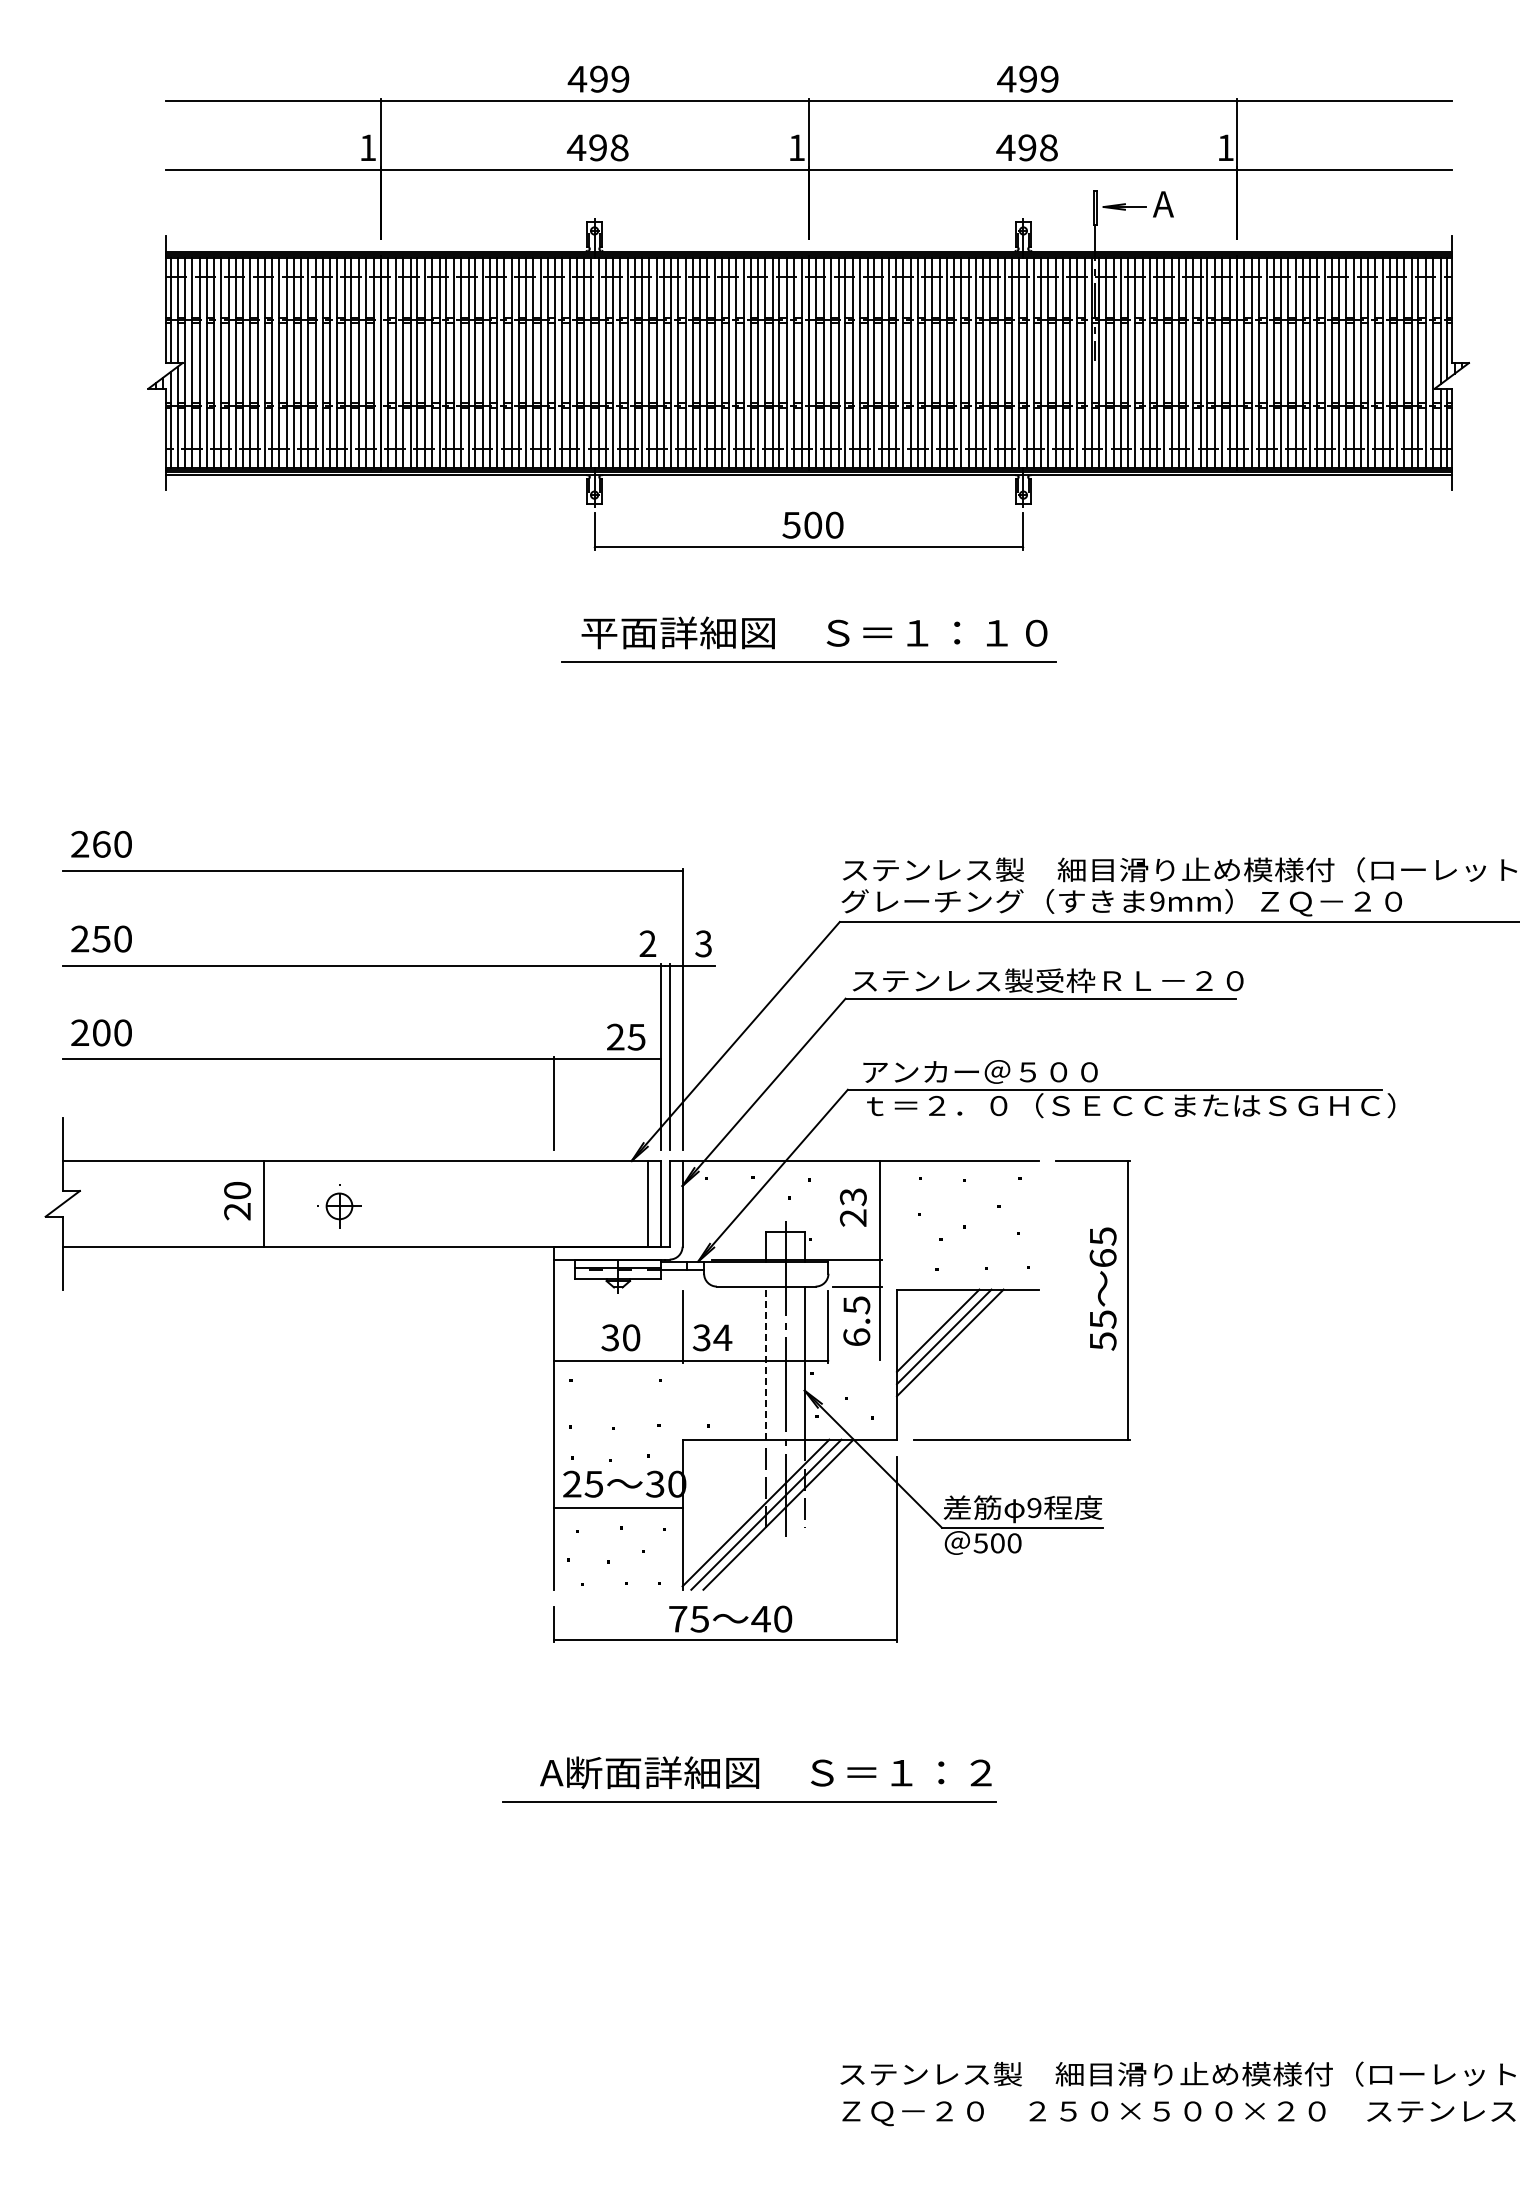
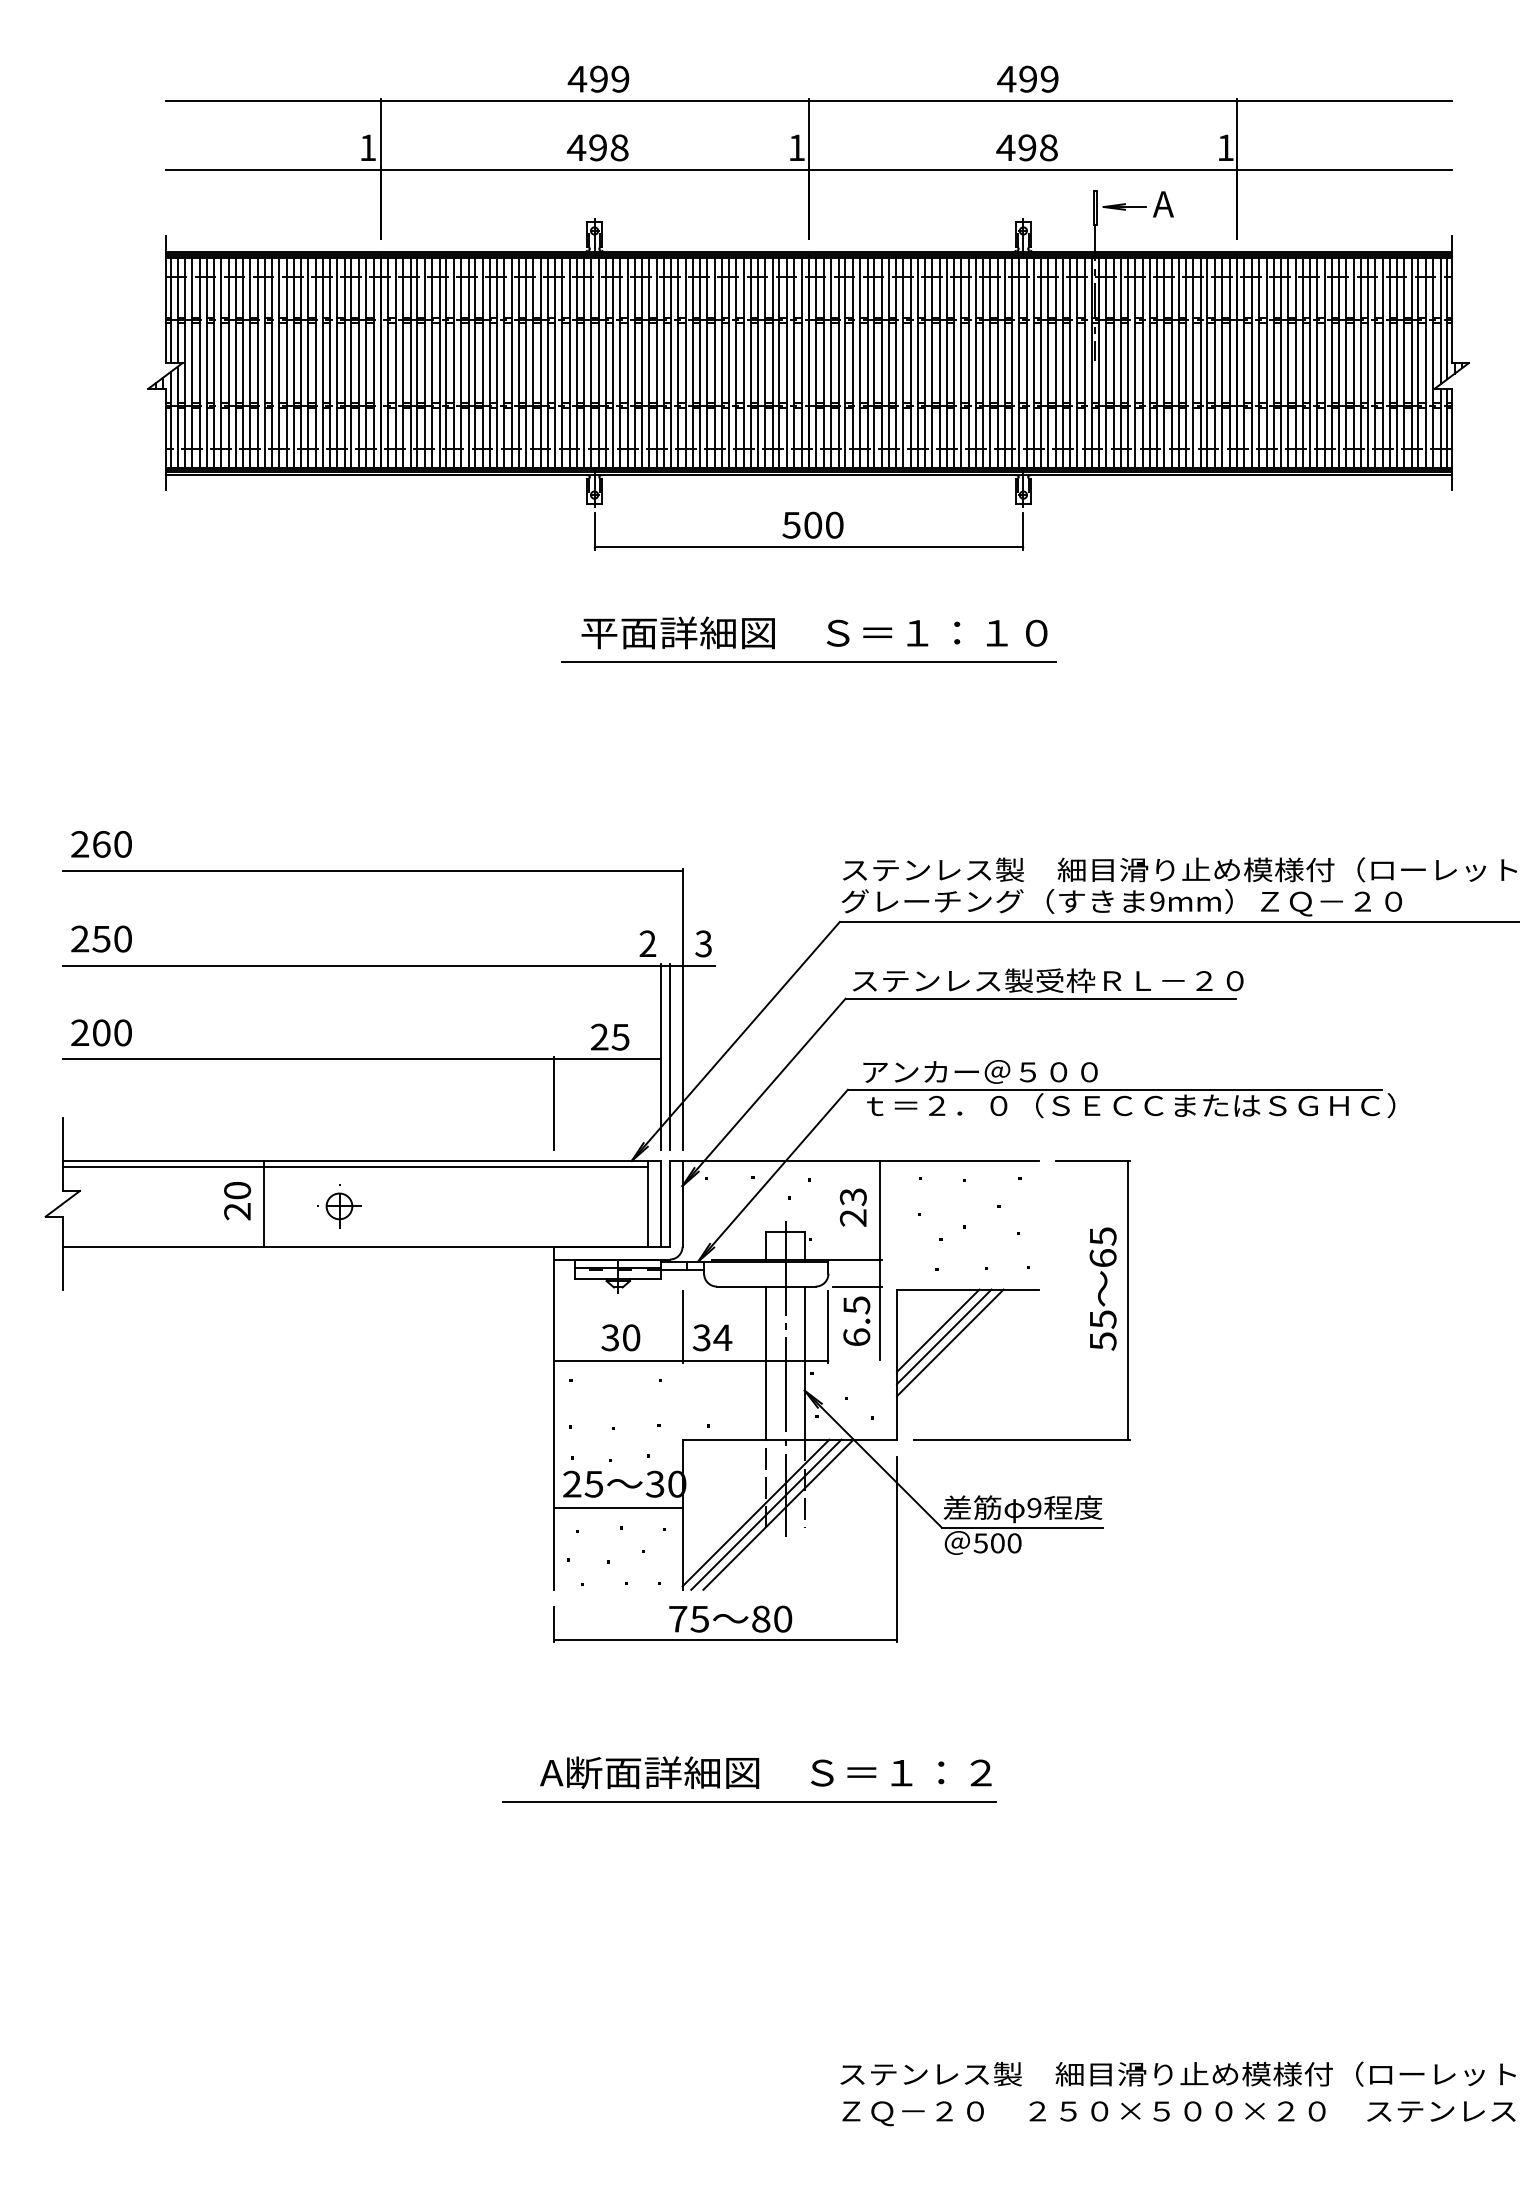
text position: (626, 1036) -> (610, 1036) (610, 1036)
line: none -> present (355, 1166)
line: dashed -> solid (766, 1363)
text: 40 -> 80 (760, 1618)
